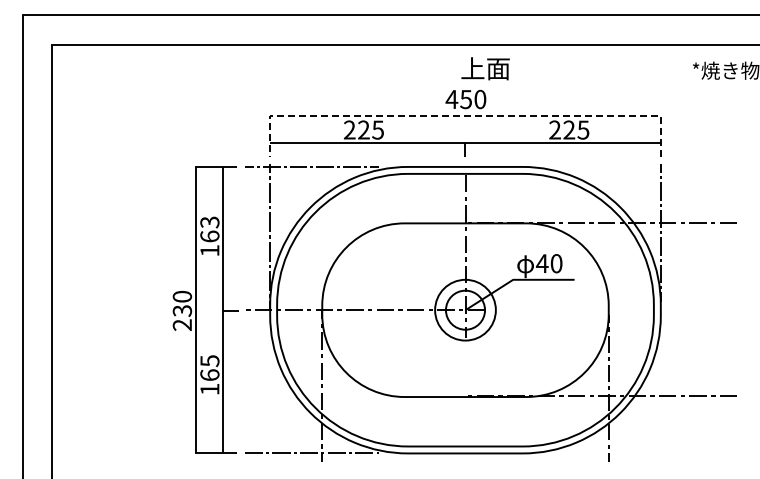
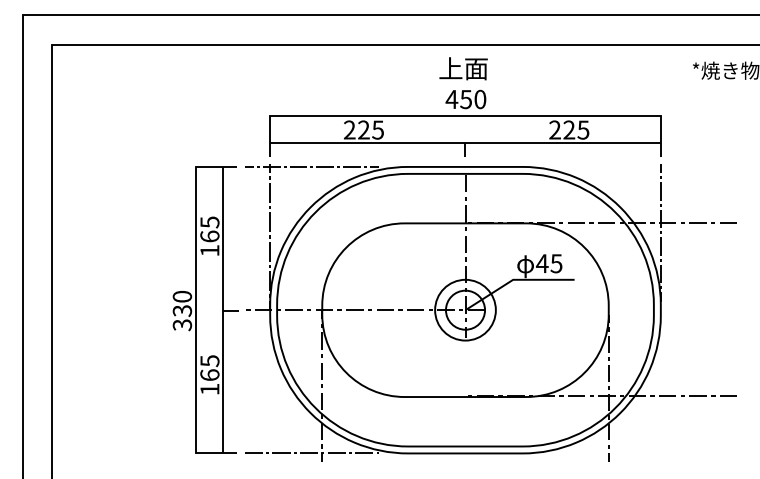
text position: (485, 68) -> (463, 68) (463, 68)
line: dashed -> solid (465, 115)
text: 163 -> 165 (209, 221)
text: 40 -> 45 (556, 263)
text: 230 -> 330 (182, 325)
